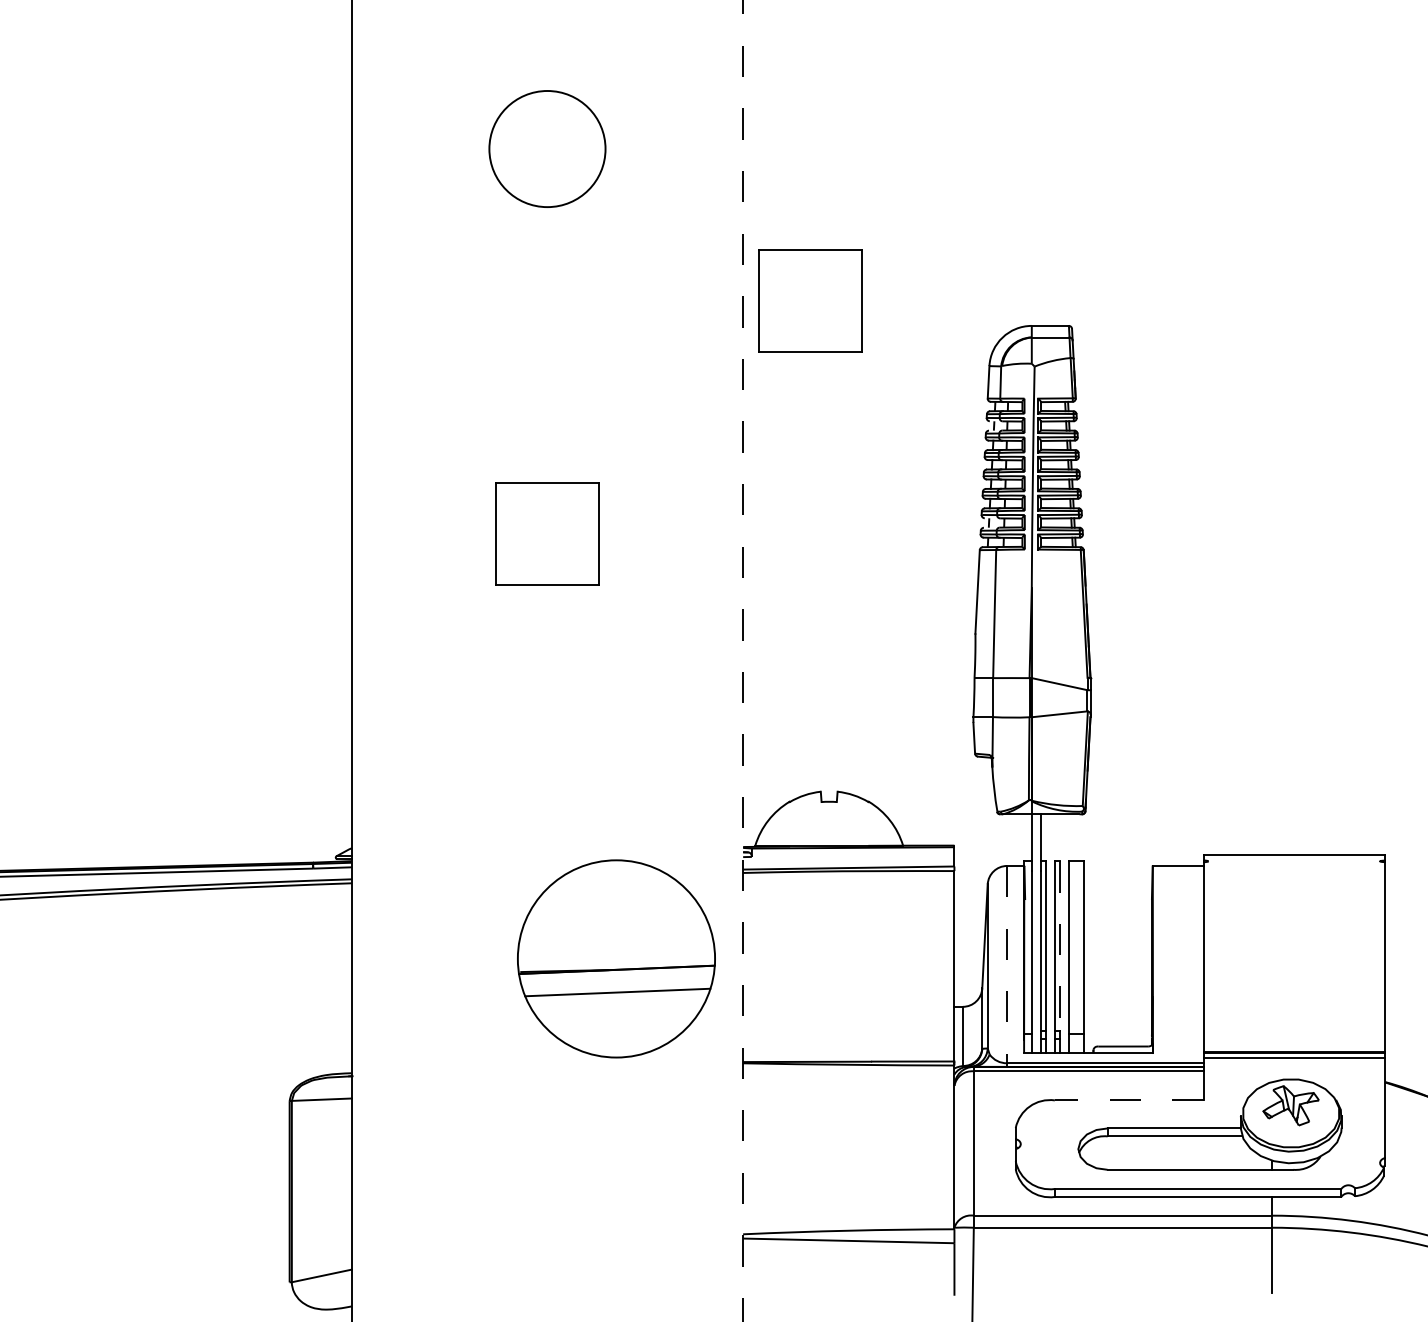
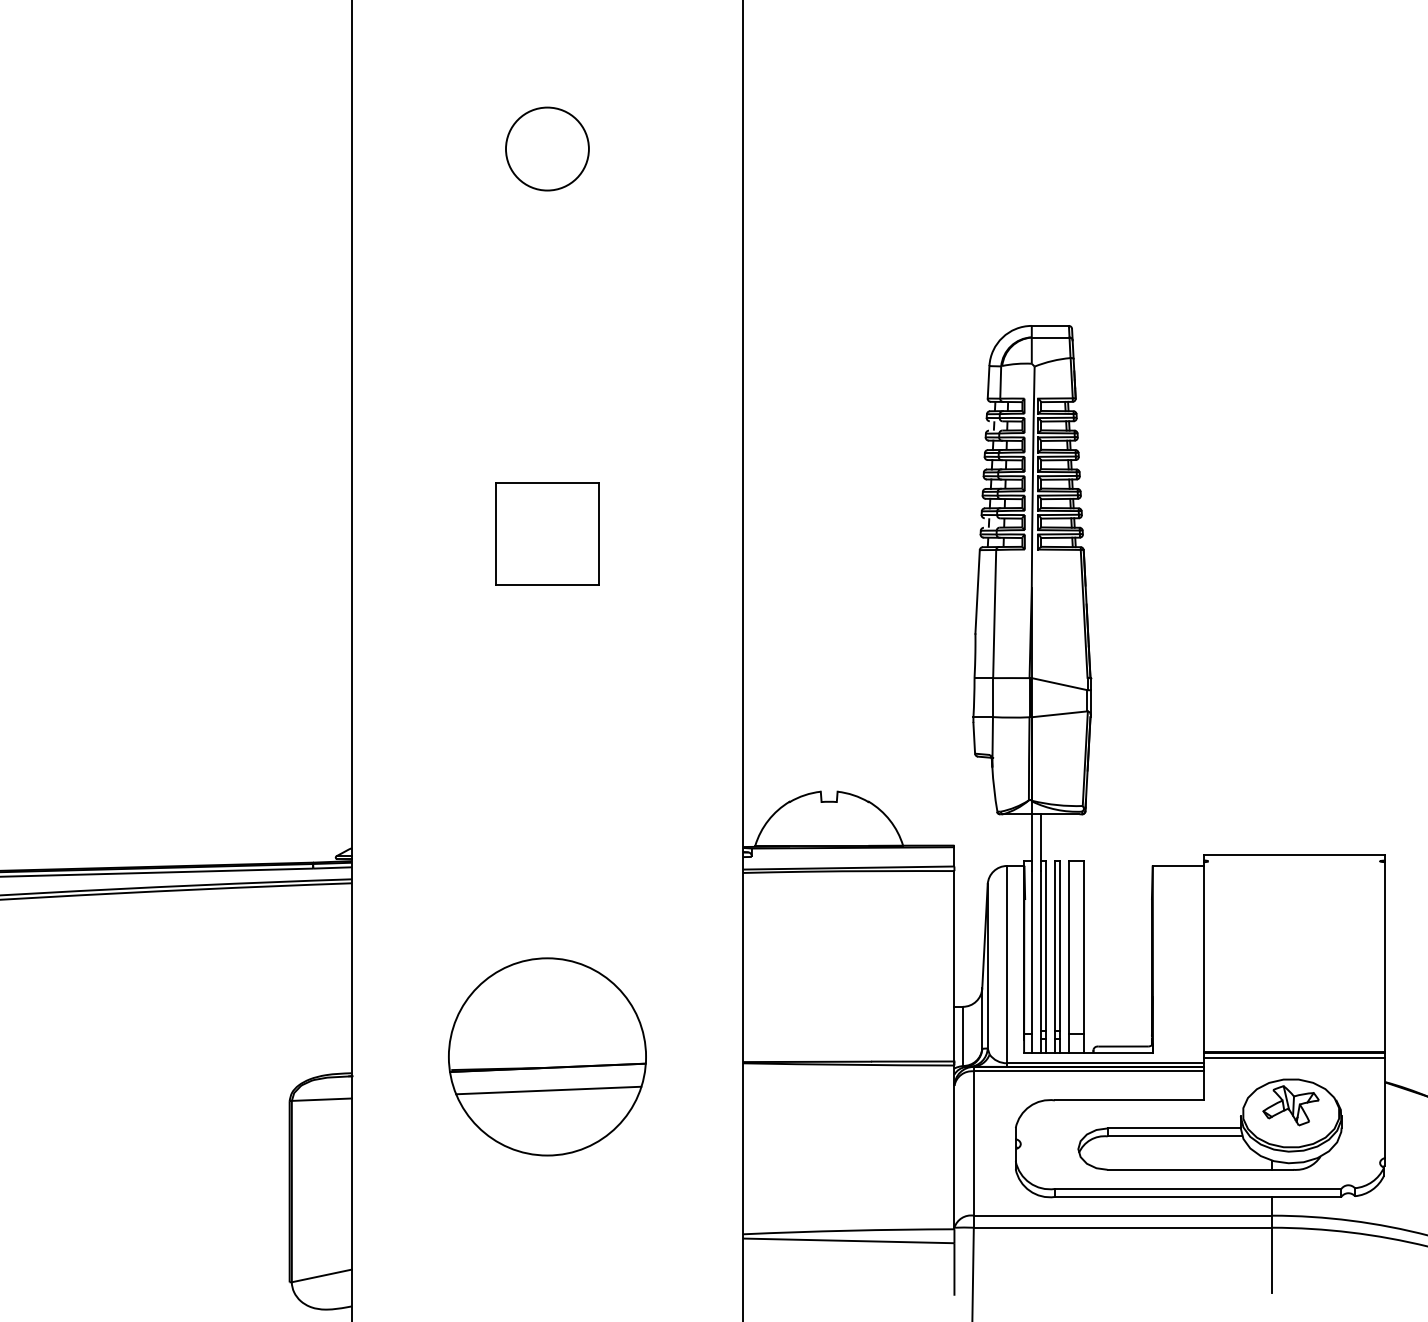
circle diameter: 116 px -> 83 px (546, 148)
part: present -> none (810, 300)
line: dashed -> solid (743, 661)
line: dashed -> solid (1059, 946)
part position: (616, 958) -> (547, 1056) (547, 1056)
line: dashed -> solid (1007, 964)
line: dashed -> solid (1128, 1100)
